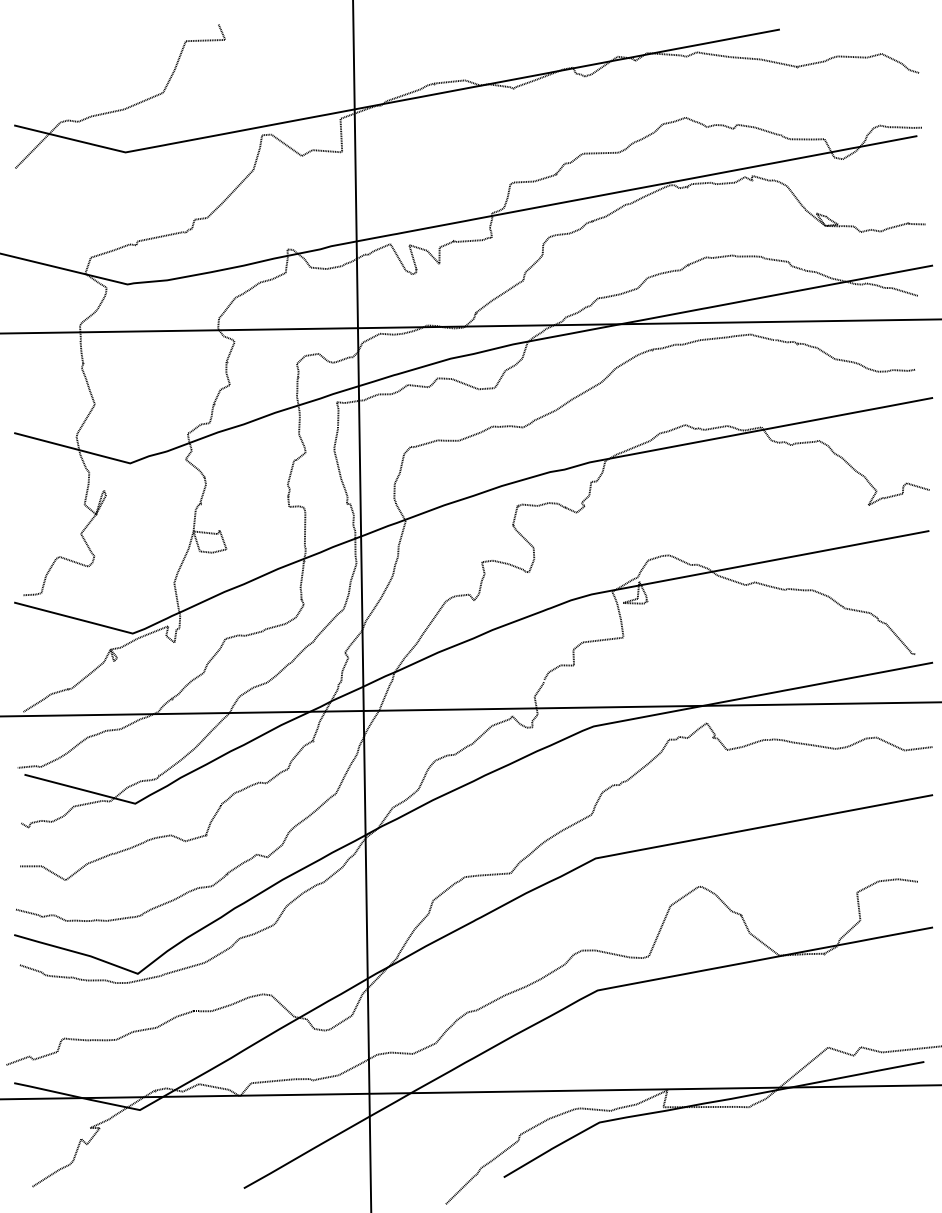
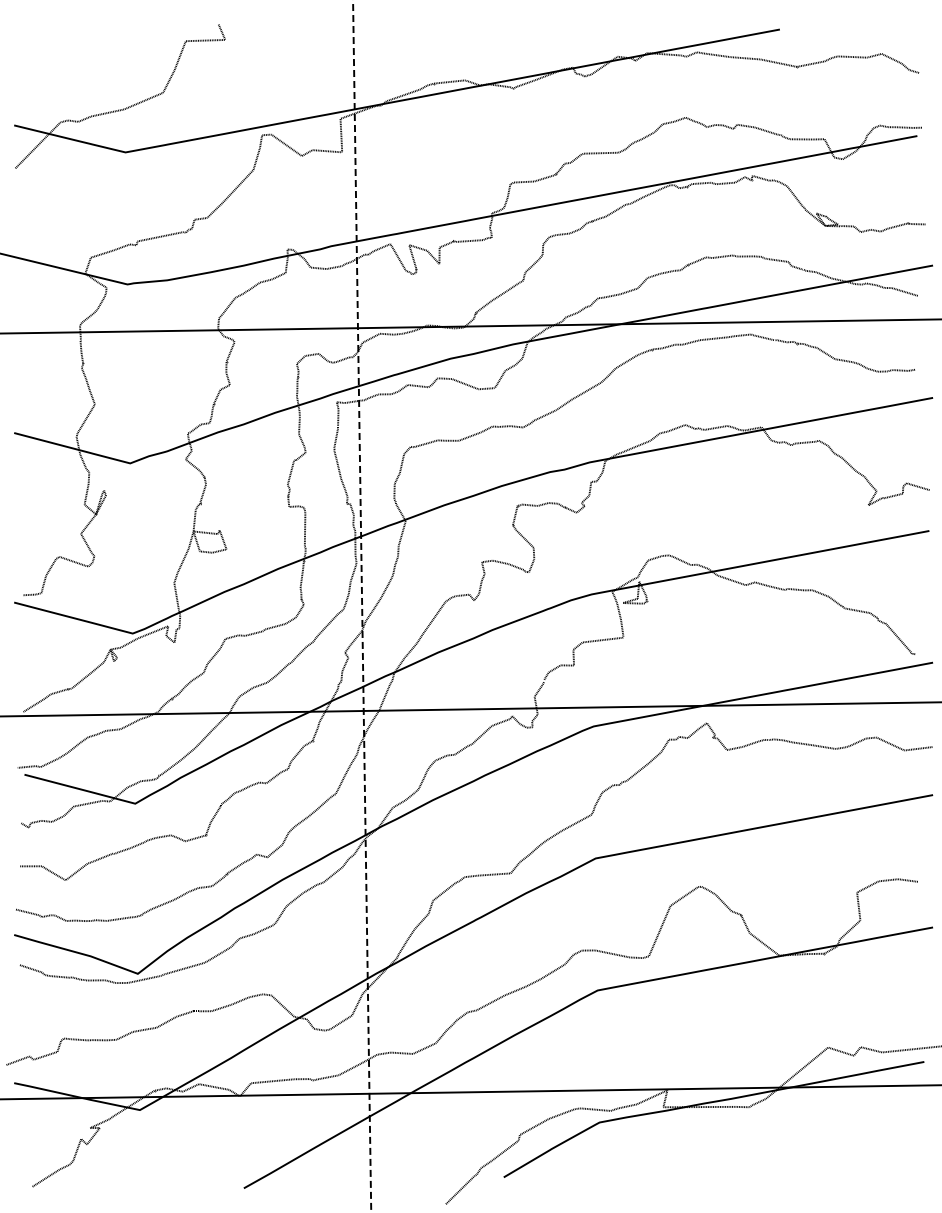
line: solid -> dashed (362, 606)
